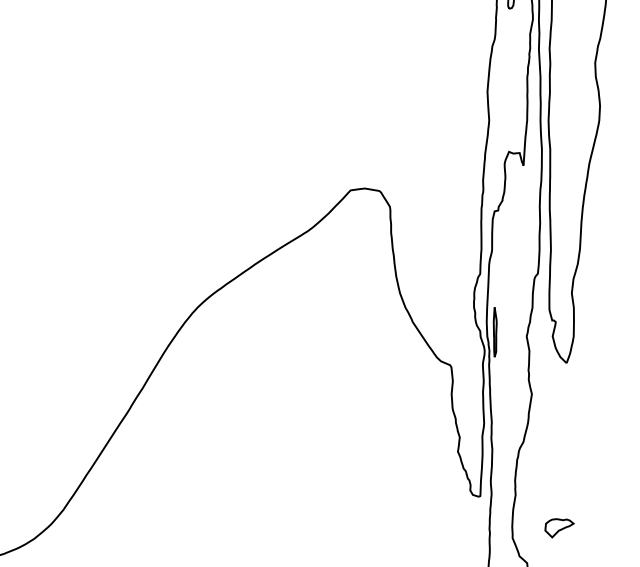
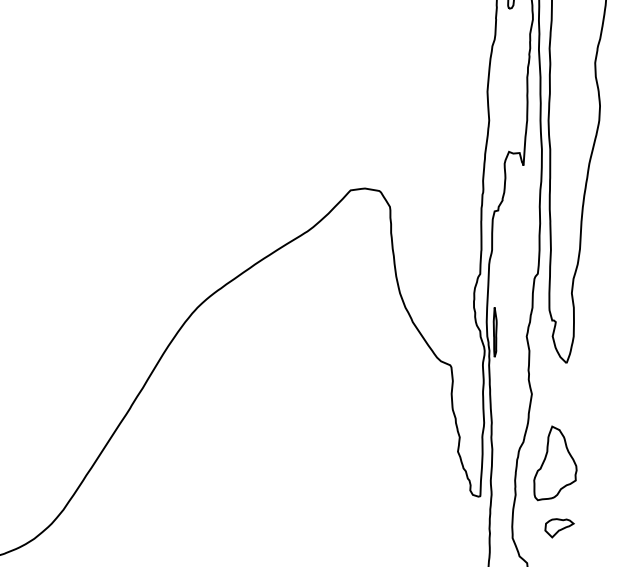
part: none -> present (555, 463)
